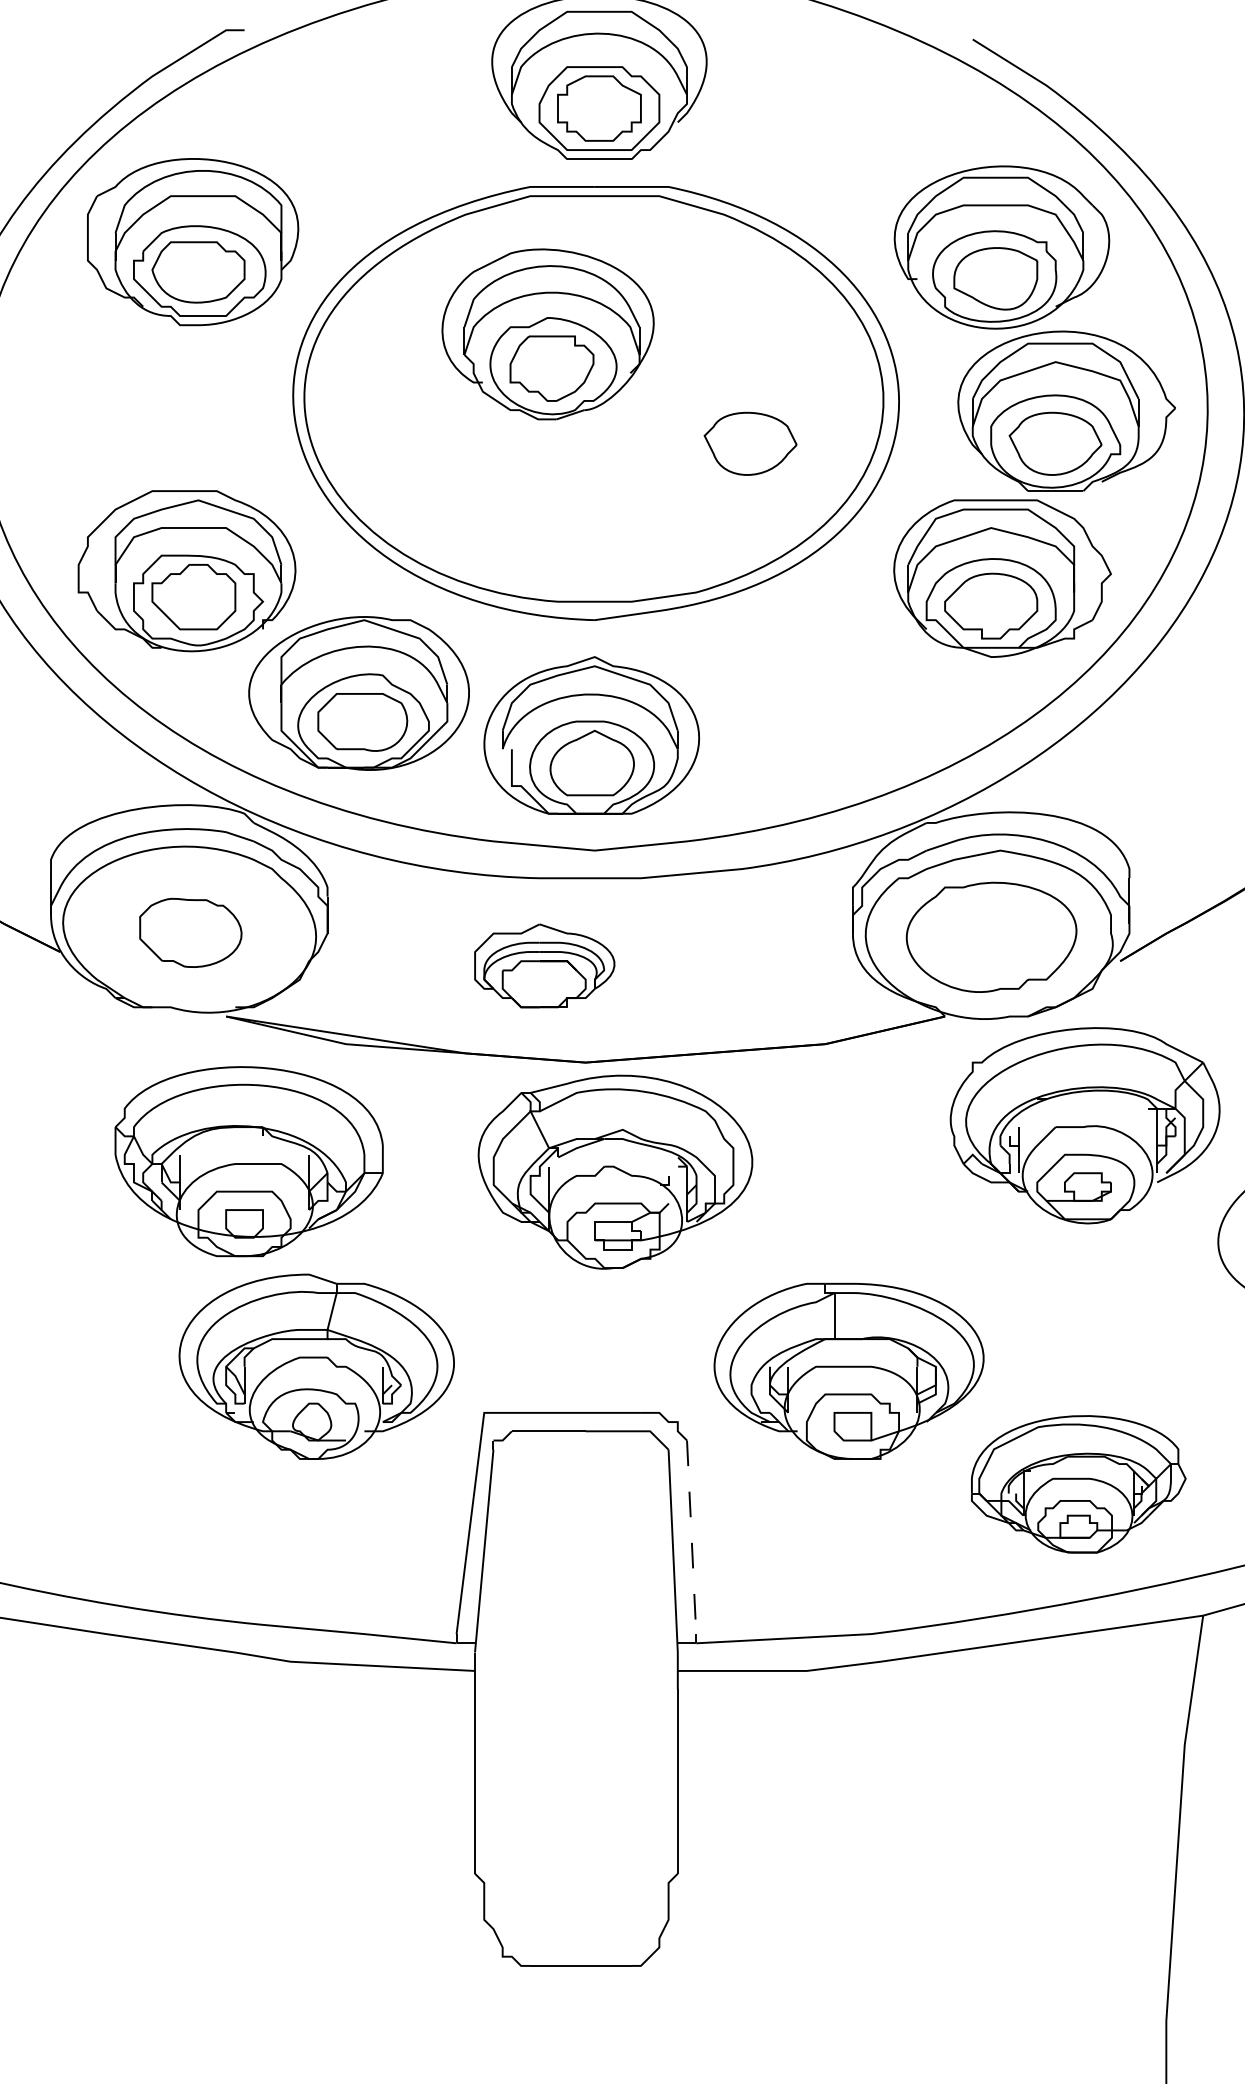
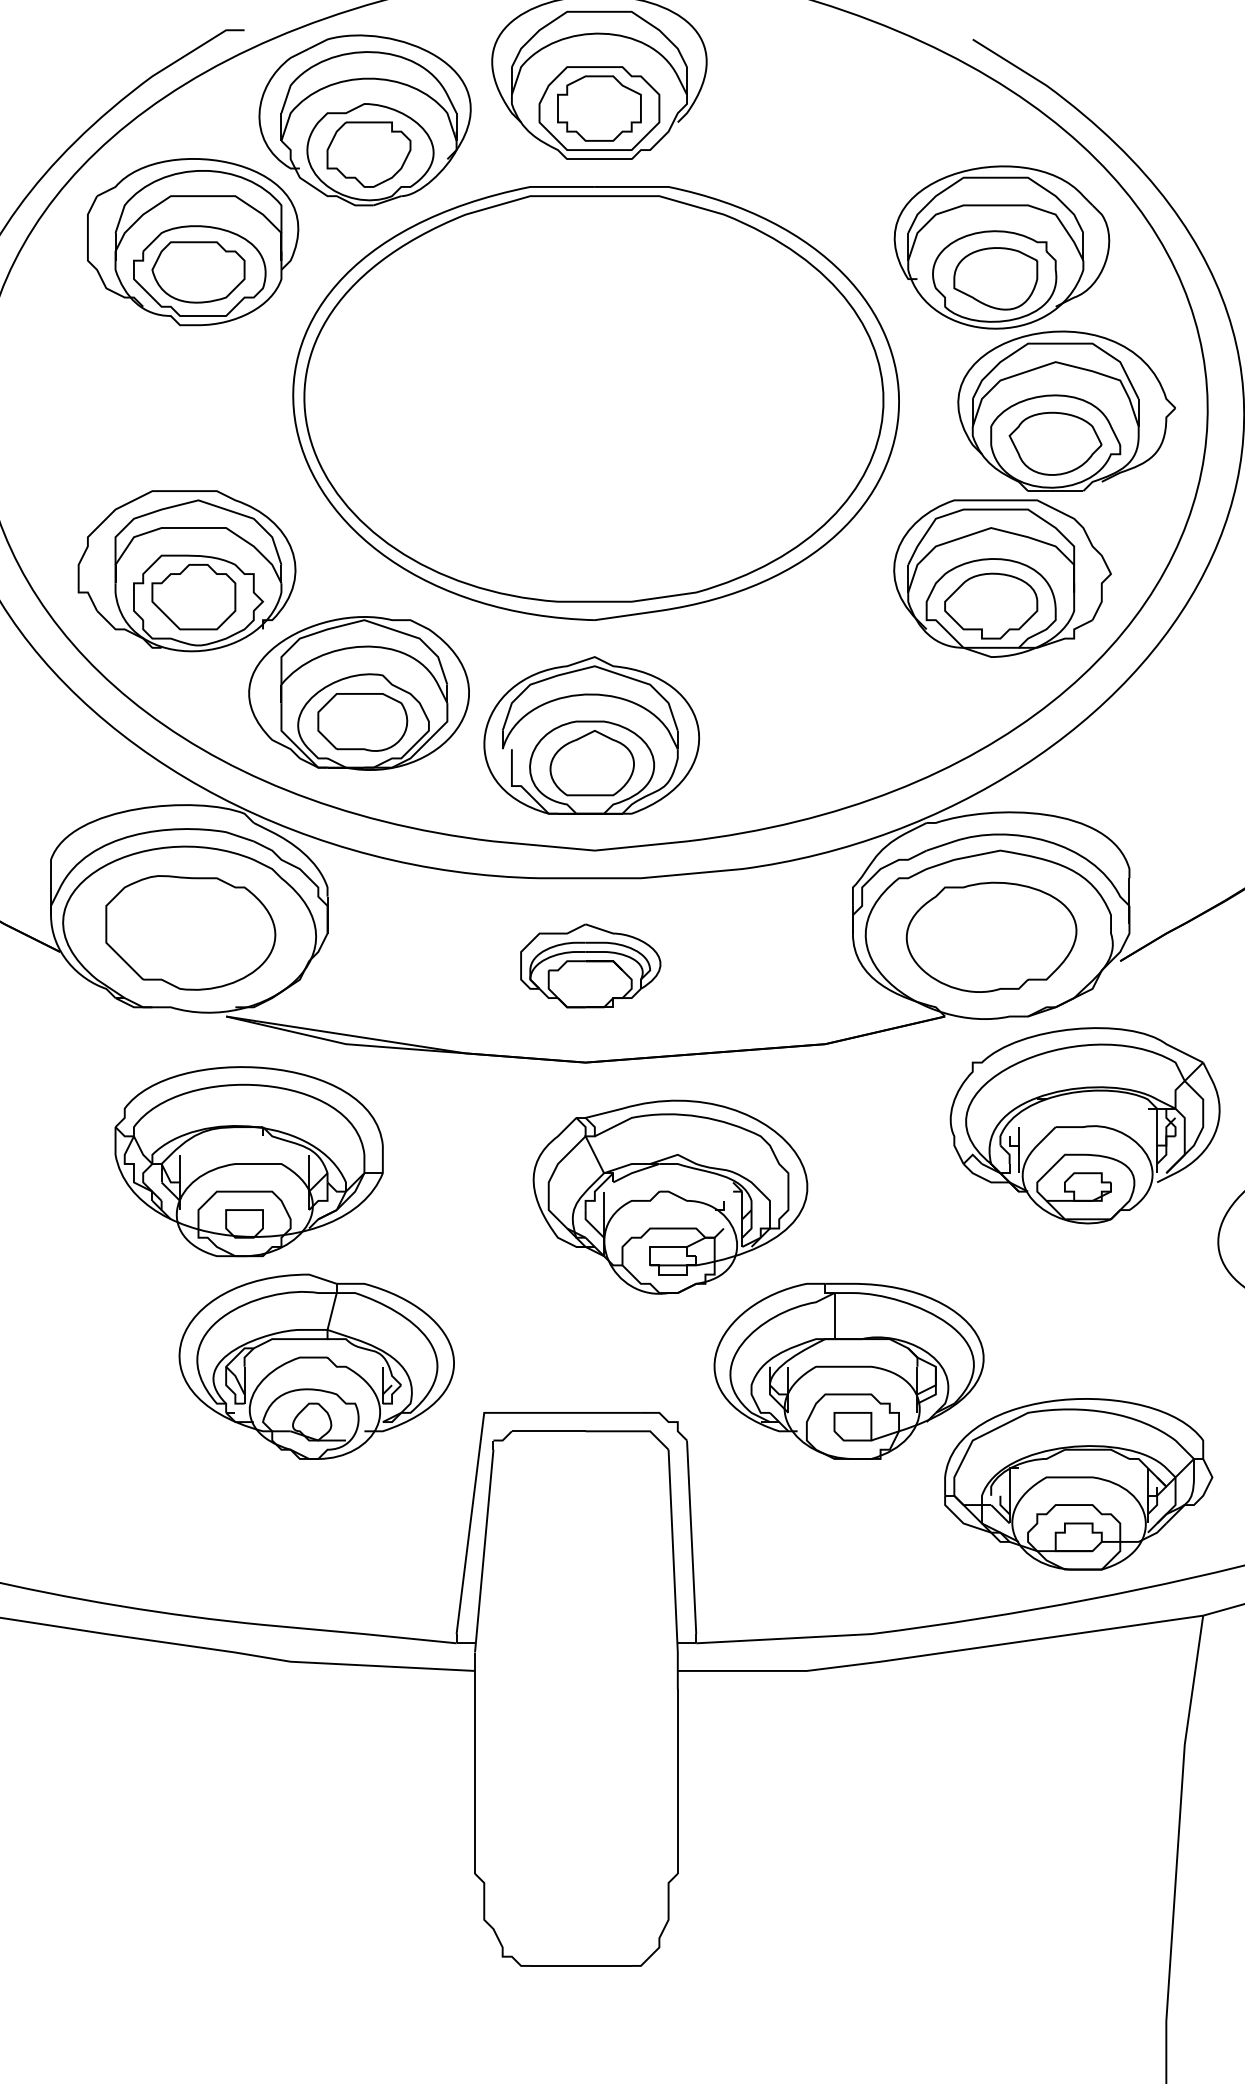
part position: (547, 334) -> (364, 120) (364, 120)
part: present -> none (750, 443)
part size: 104x71 px -> 172x116 px (190, 932)
part position: (544, 965) -> (590, 965) (590, 965)
part position: (615, 1171) -> (670, 1196) (670, 1196)
part size: 216x139 px -> 270x173 px (1078, 1484)
line: dashed -> solid (691, 1537)
